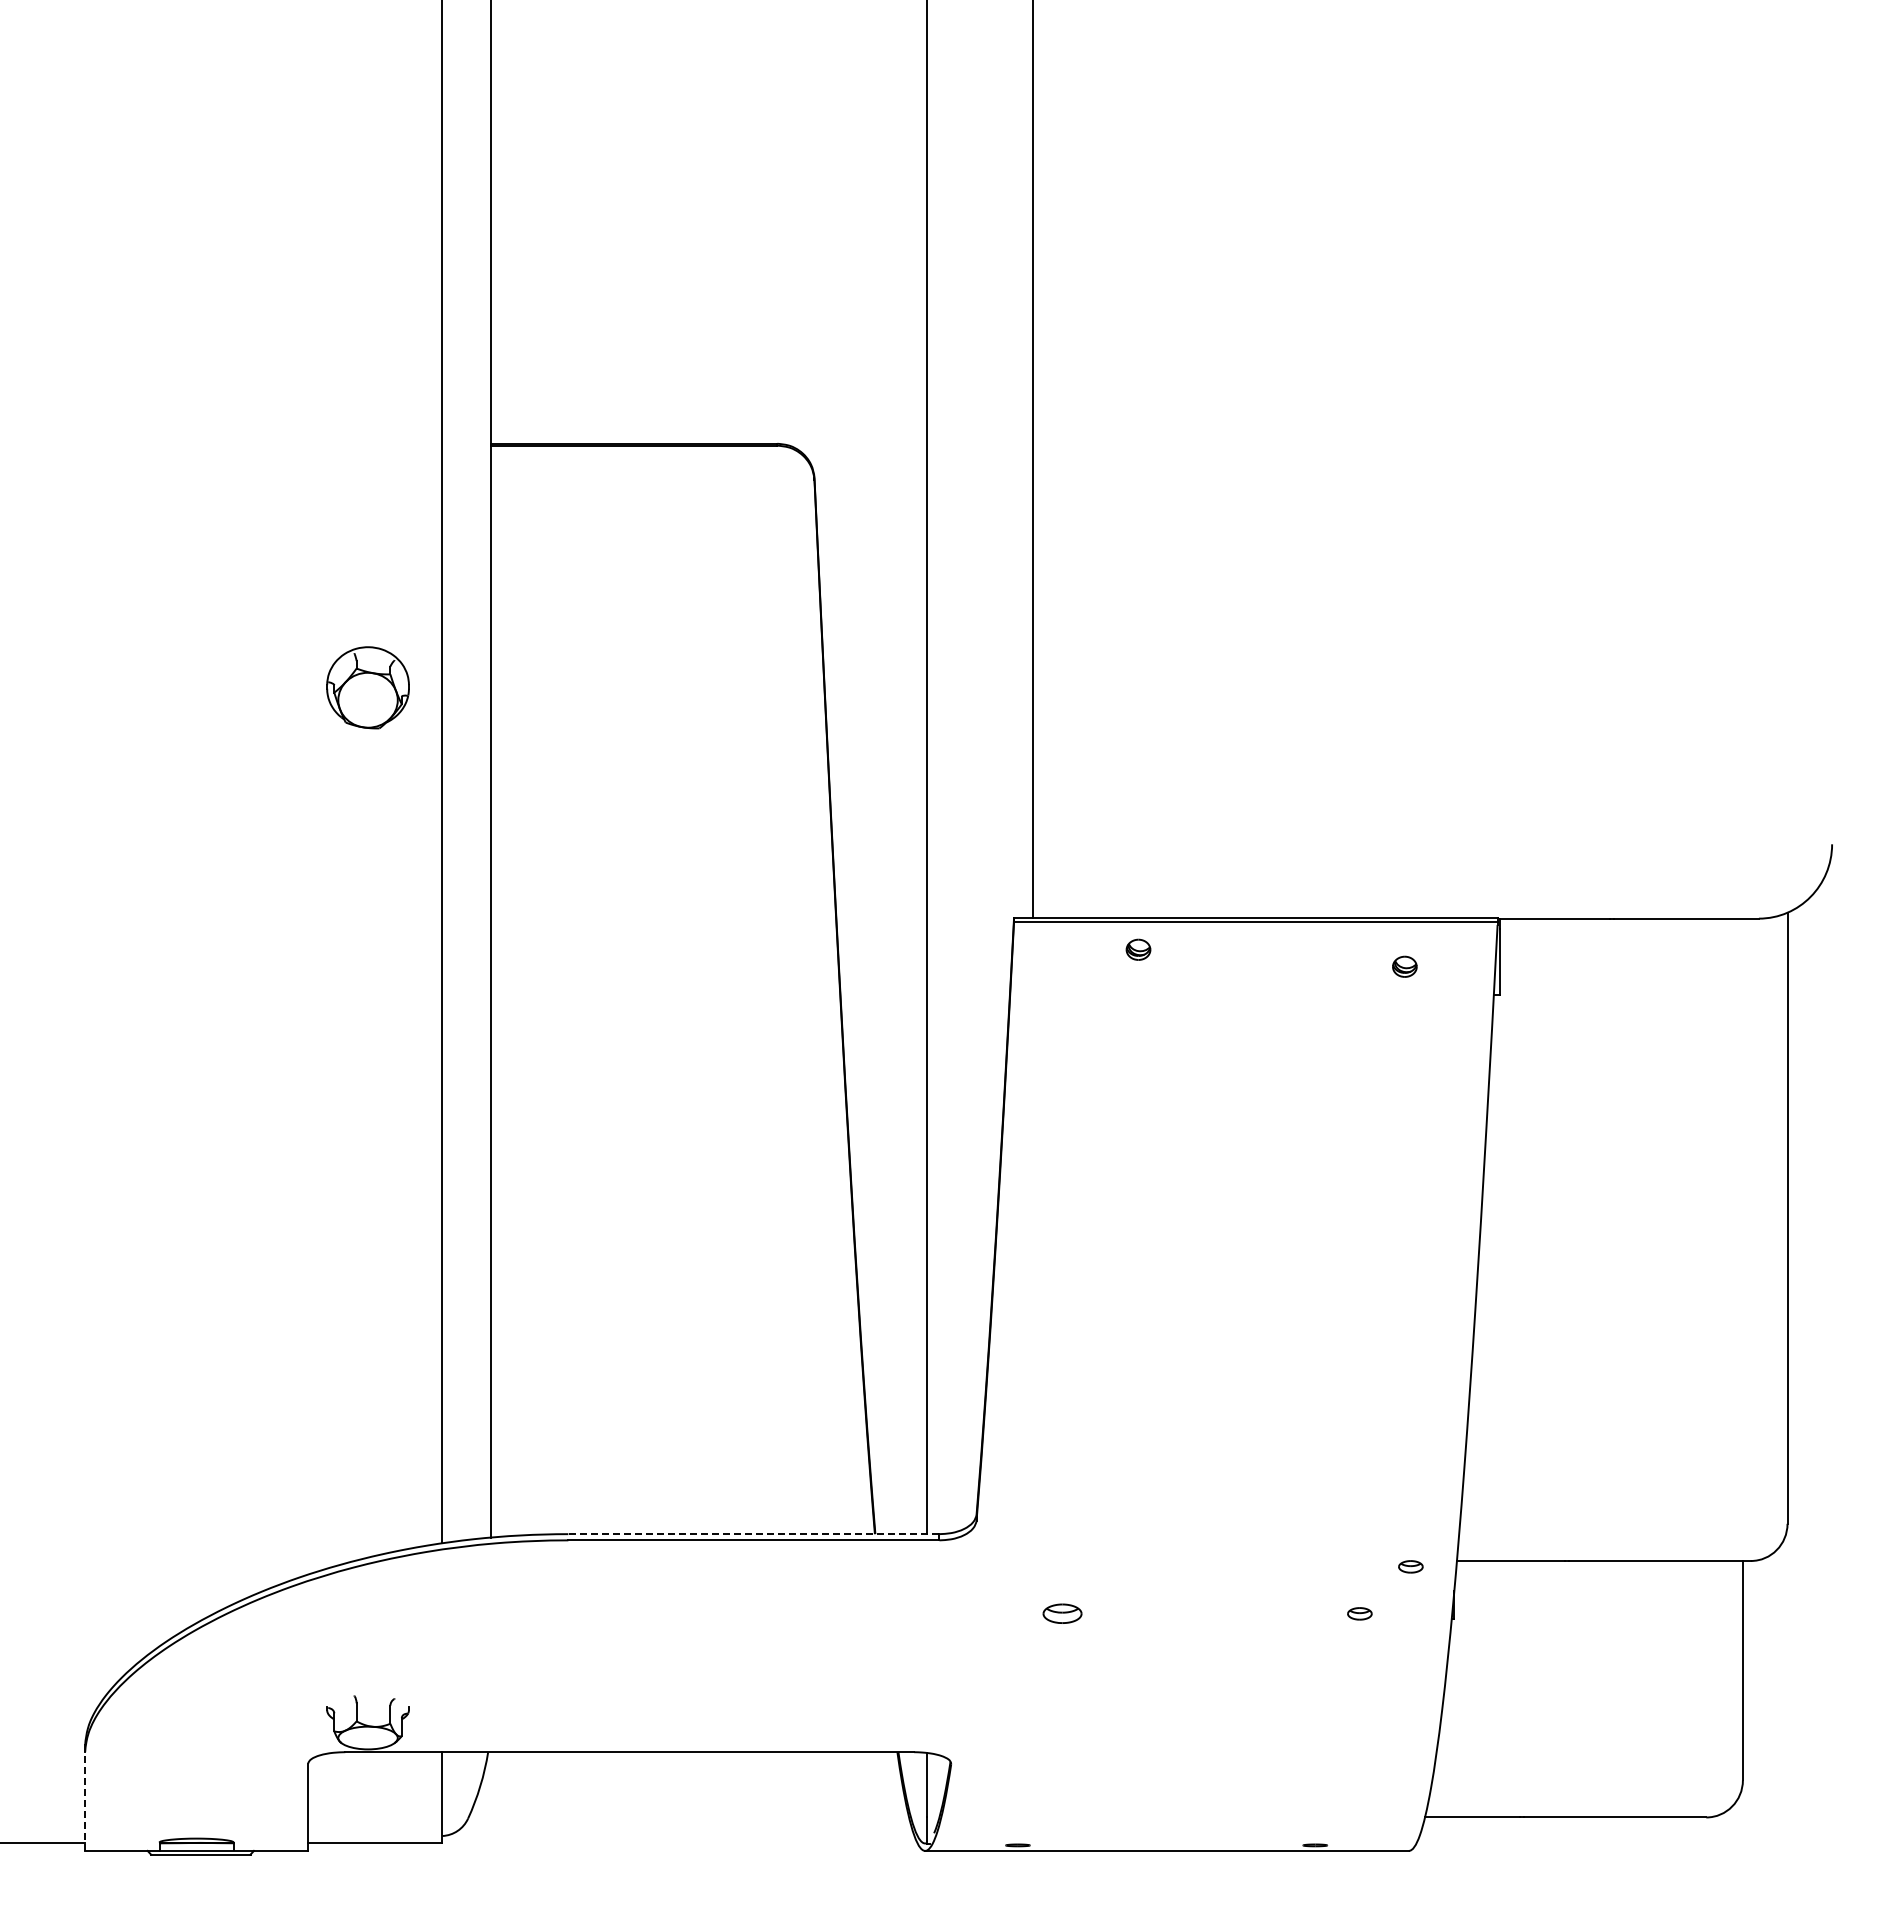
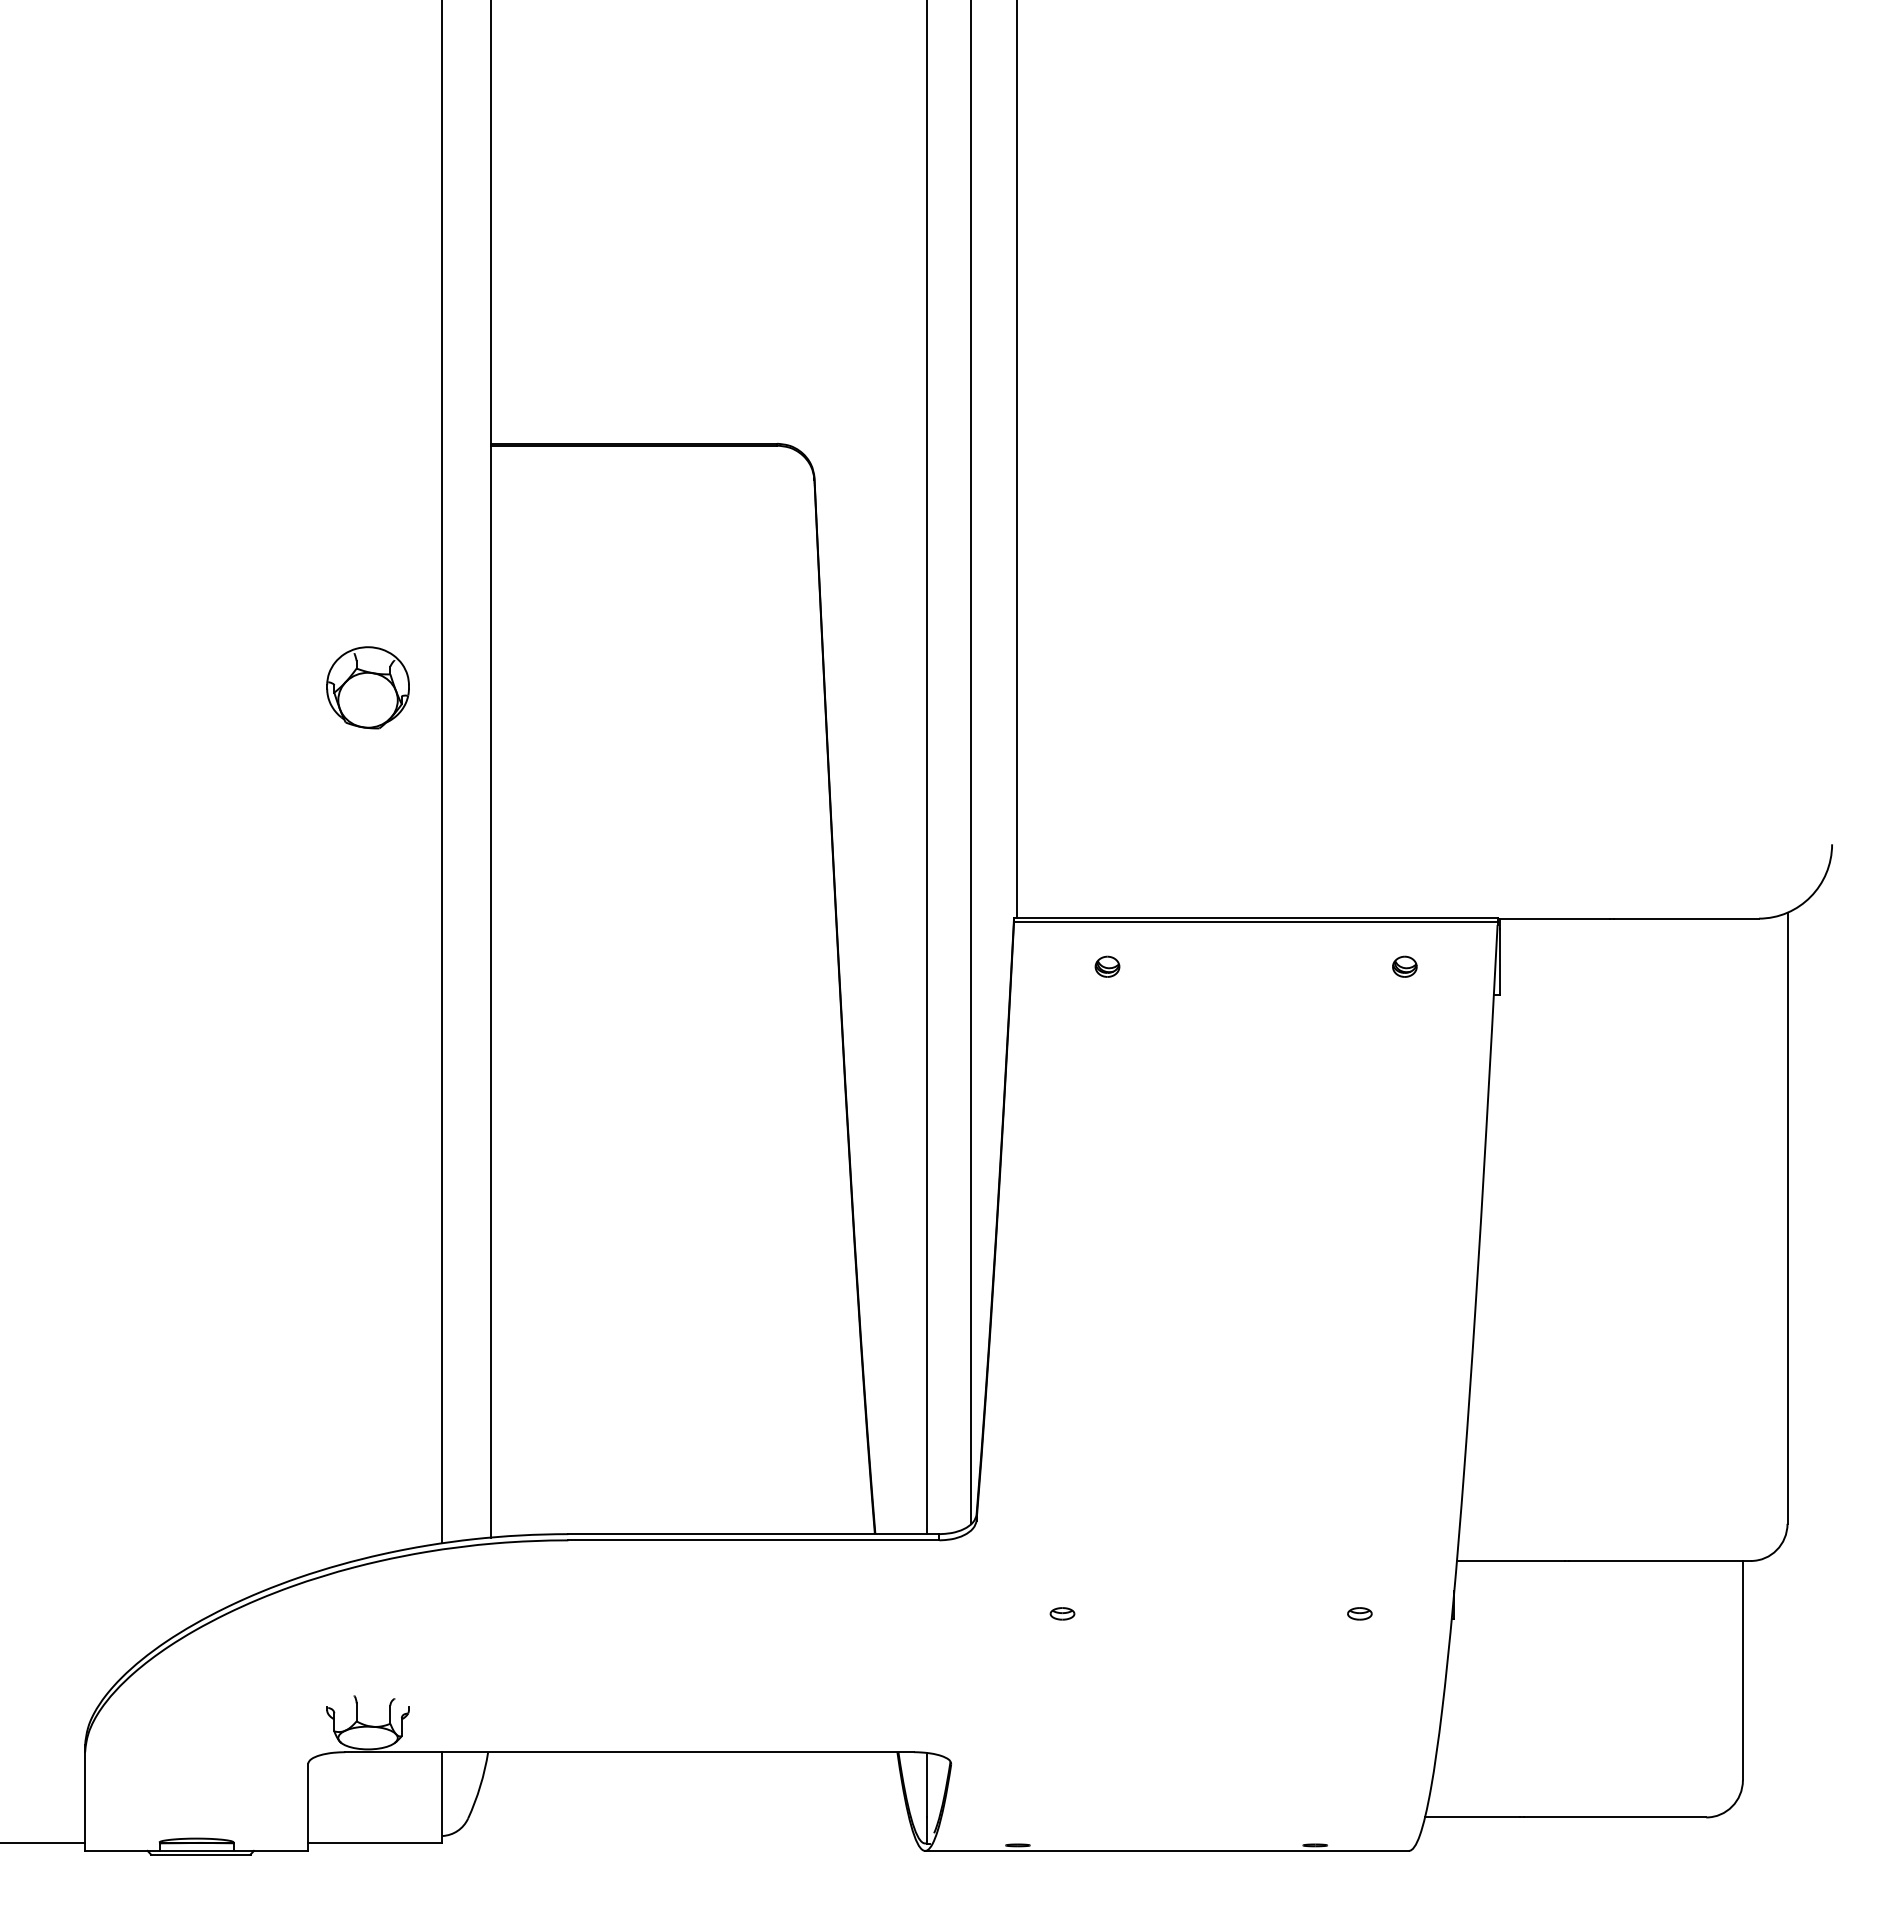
line position: (1032, 459) -> (1016, 459) (1016, 459)
line: none -> present (971, 763)
part position: (1138, 949) -> (1107, 966) (1107, 966)
line: dashed -> solid (753, 1534)
part: present -> none (1410, 1566)
part size: 41x21 px -> 27x14 px (1062, 1613)
line: dashed -> solid (85, 1801)
